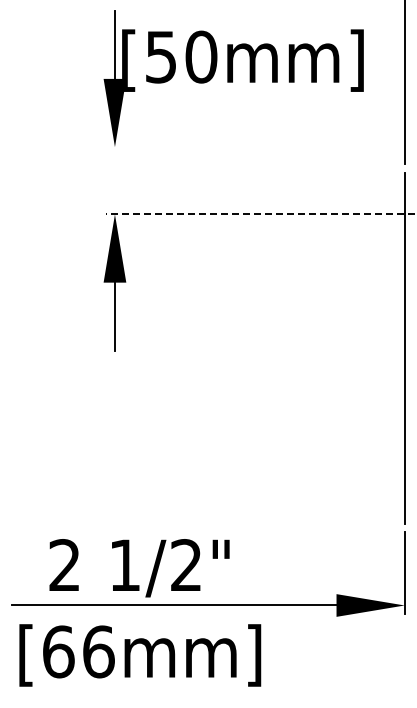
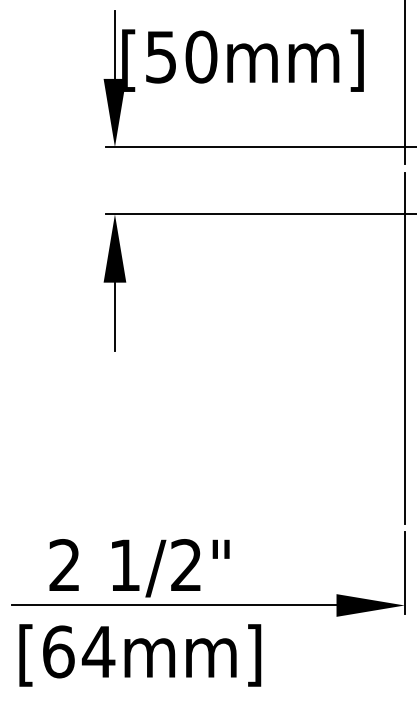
line: none -> present (259, 147)
line: dashed -> solid (261, 214)
text: [66mm] -> [64mm] (98, 651)
